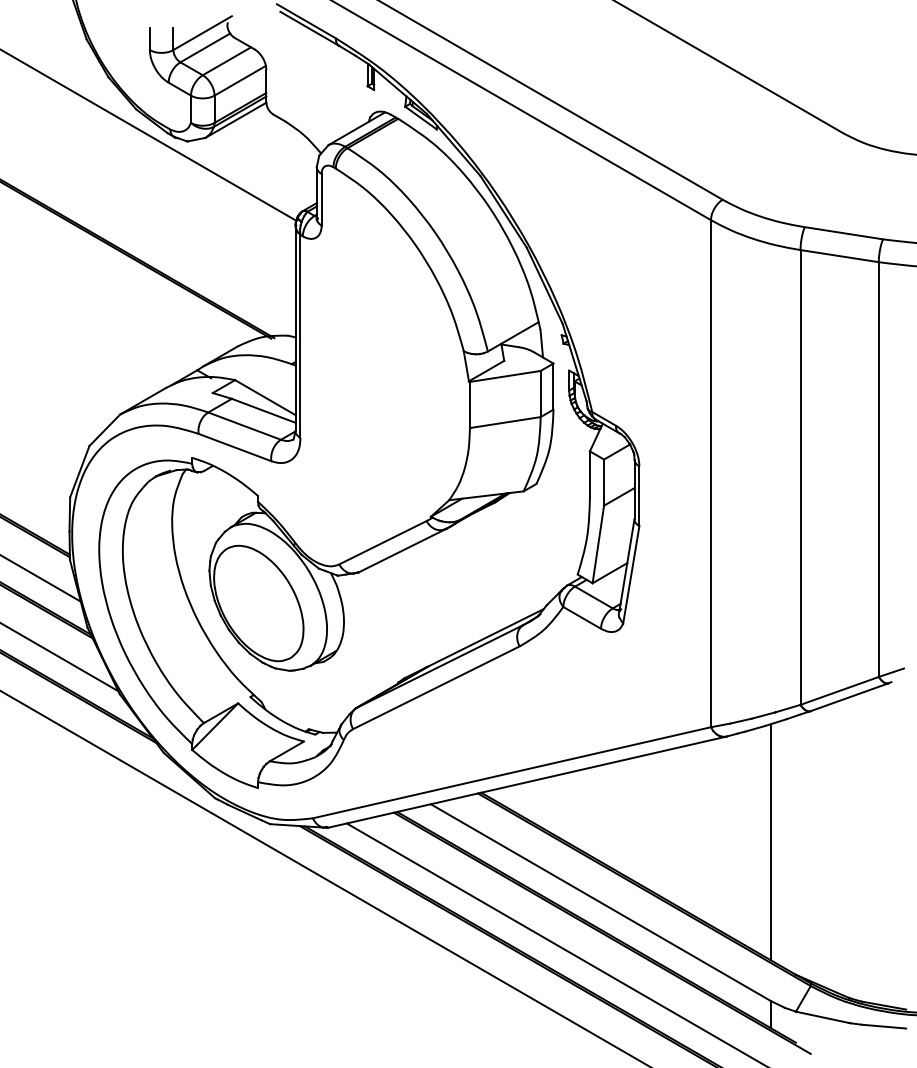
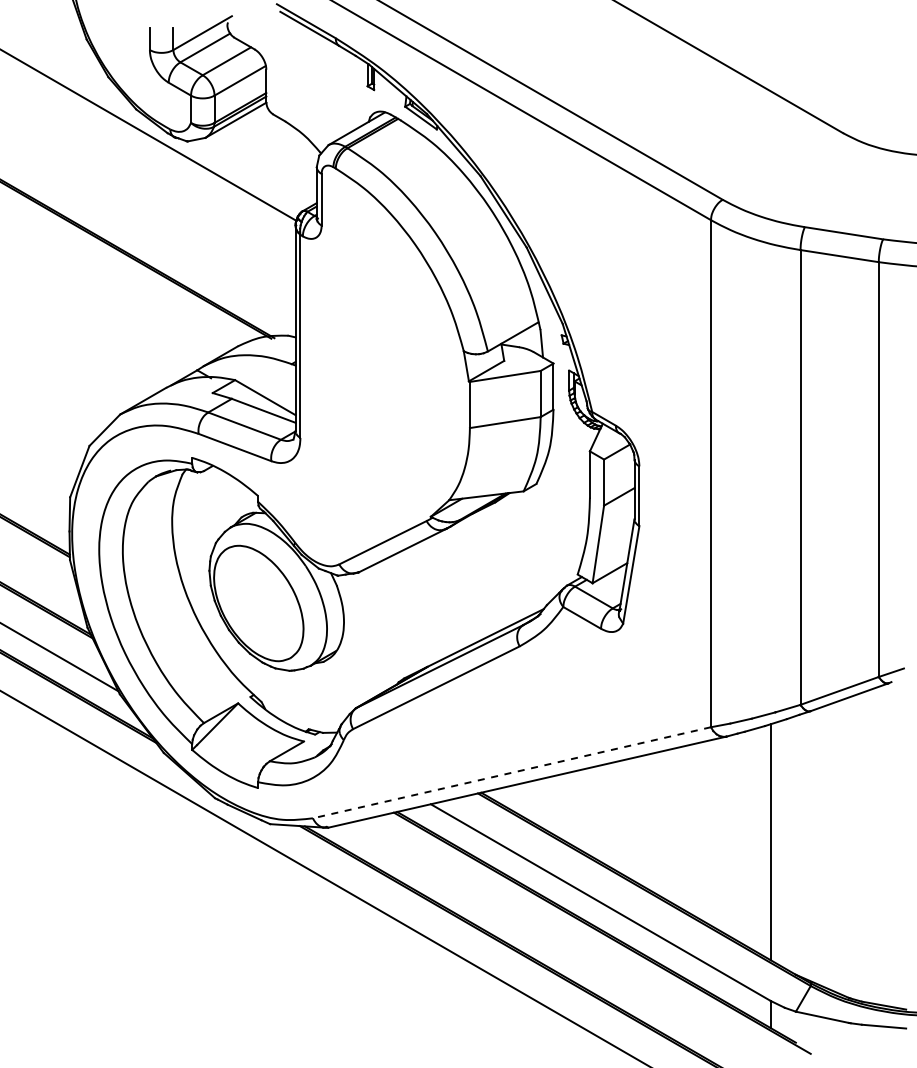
line: present -> none (41, 578)
line: solid -> dashed (511, 772)
line: present -> none (554, 943)
